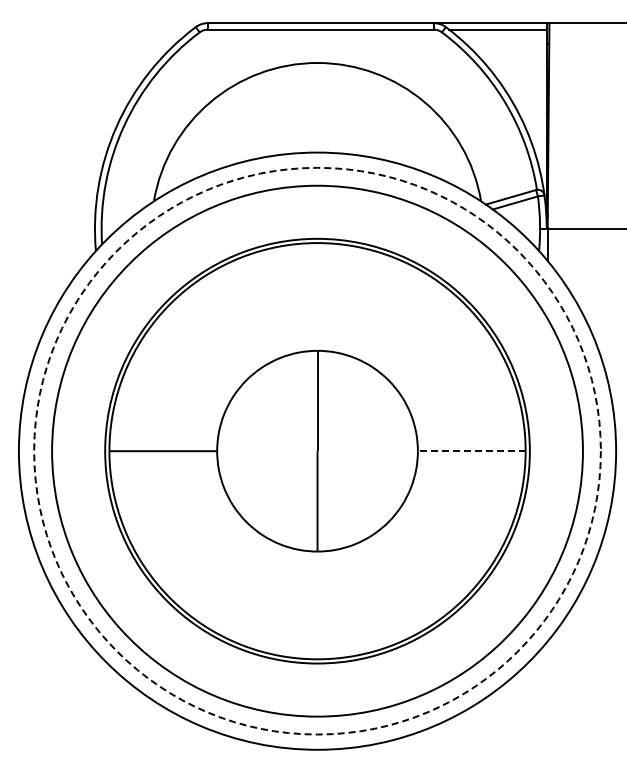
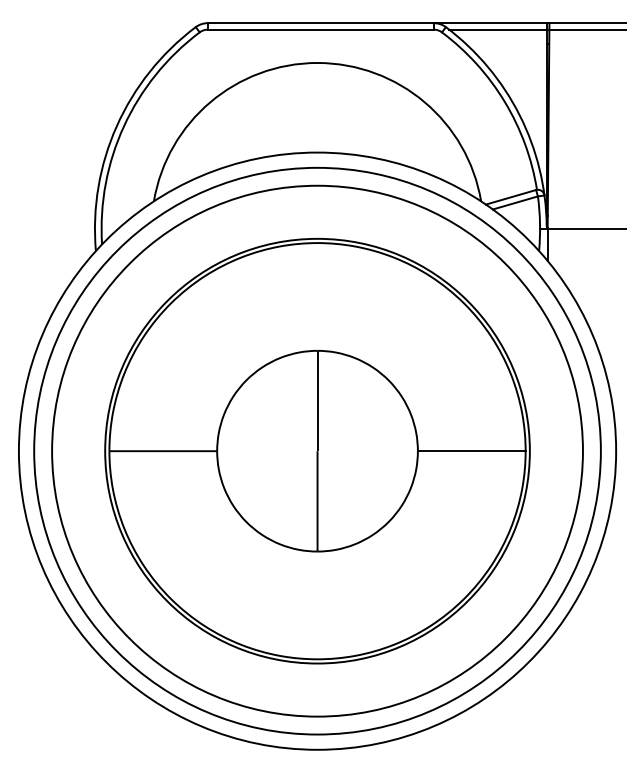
line: none -> present (586, 29)
circle: dashed -> solid (317, 450)
line: dashed -> solid (471, 451)
